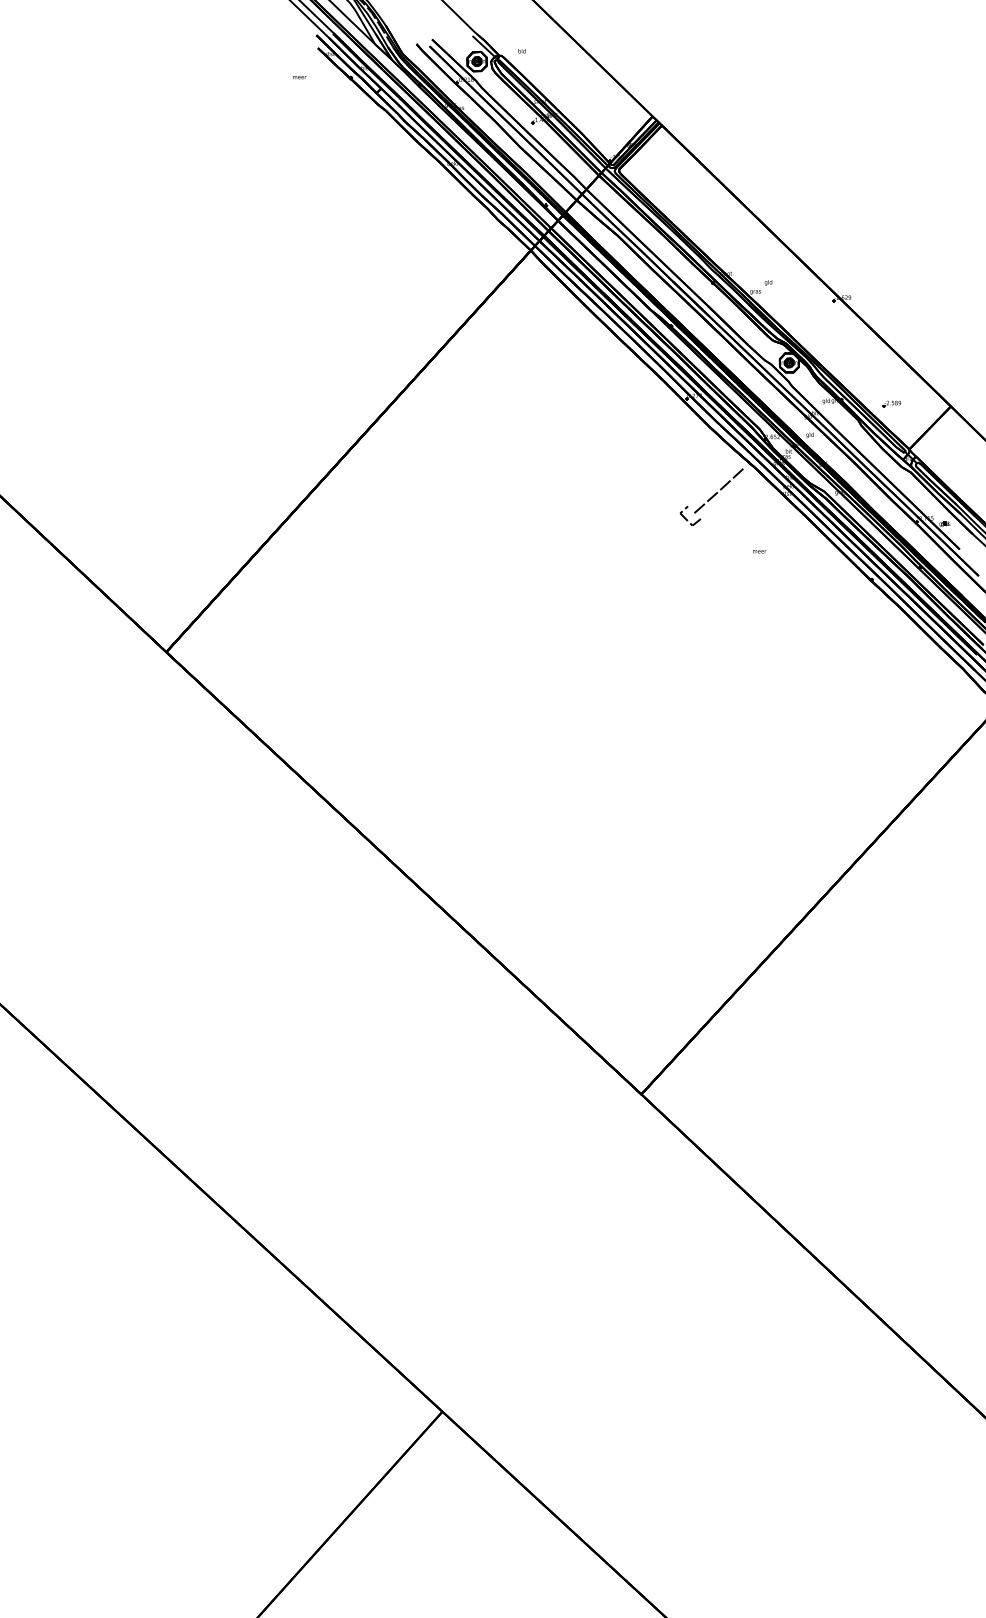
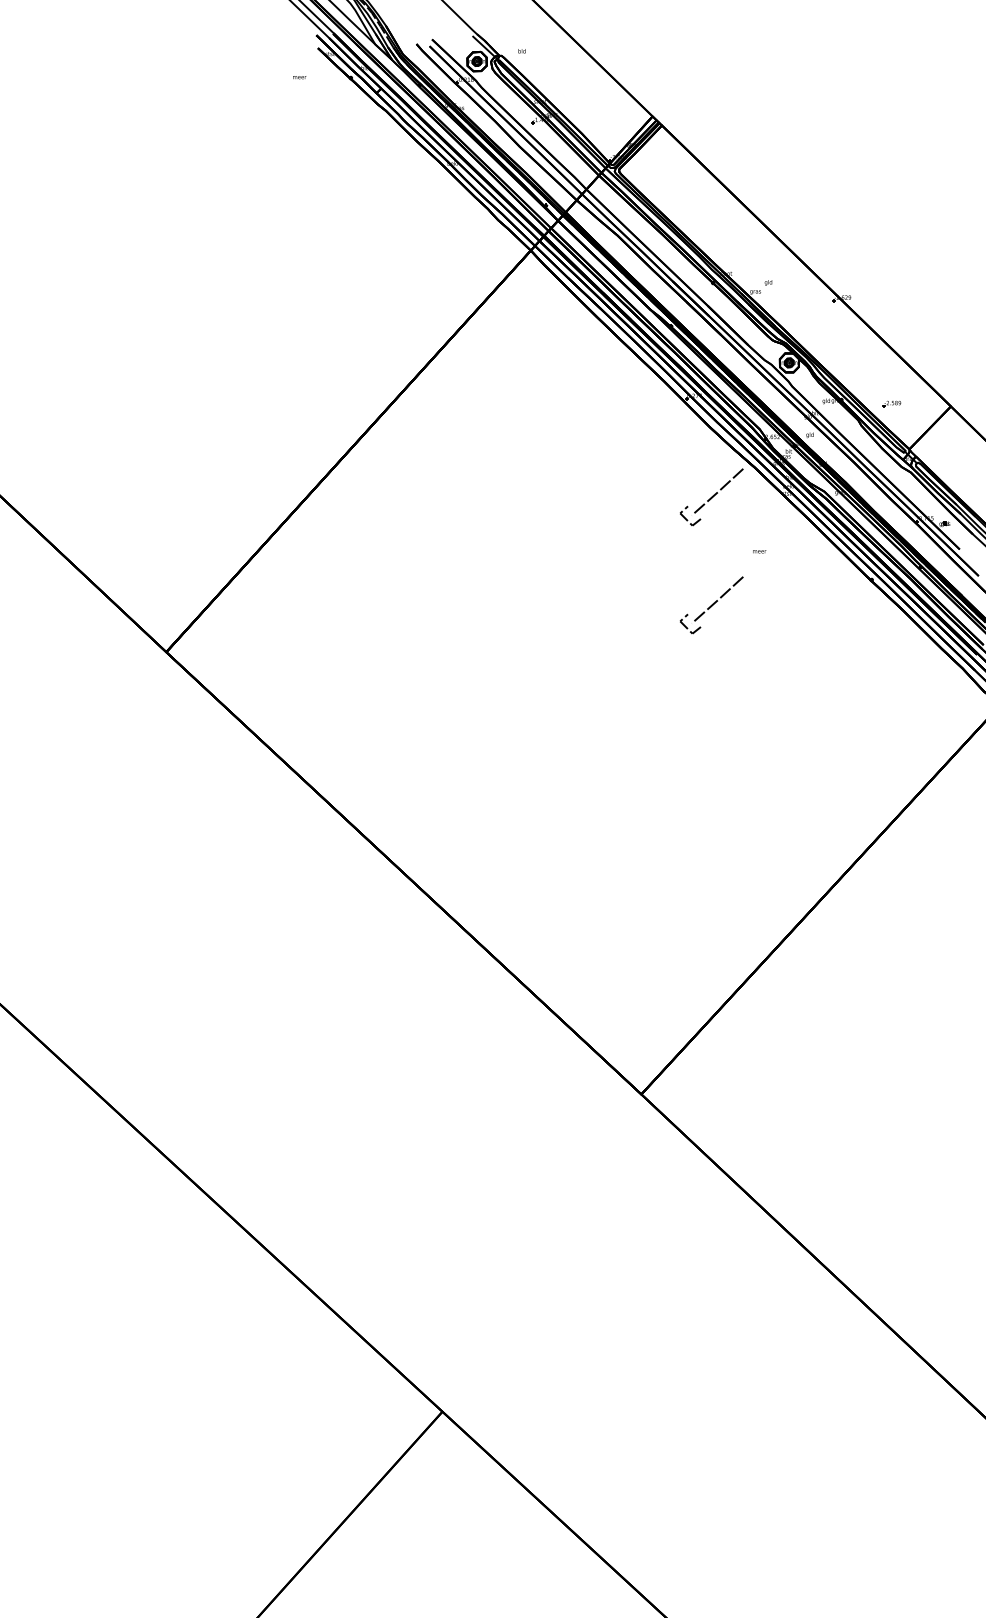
part: none -> present (711, 605)
